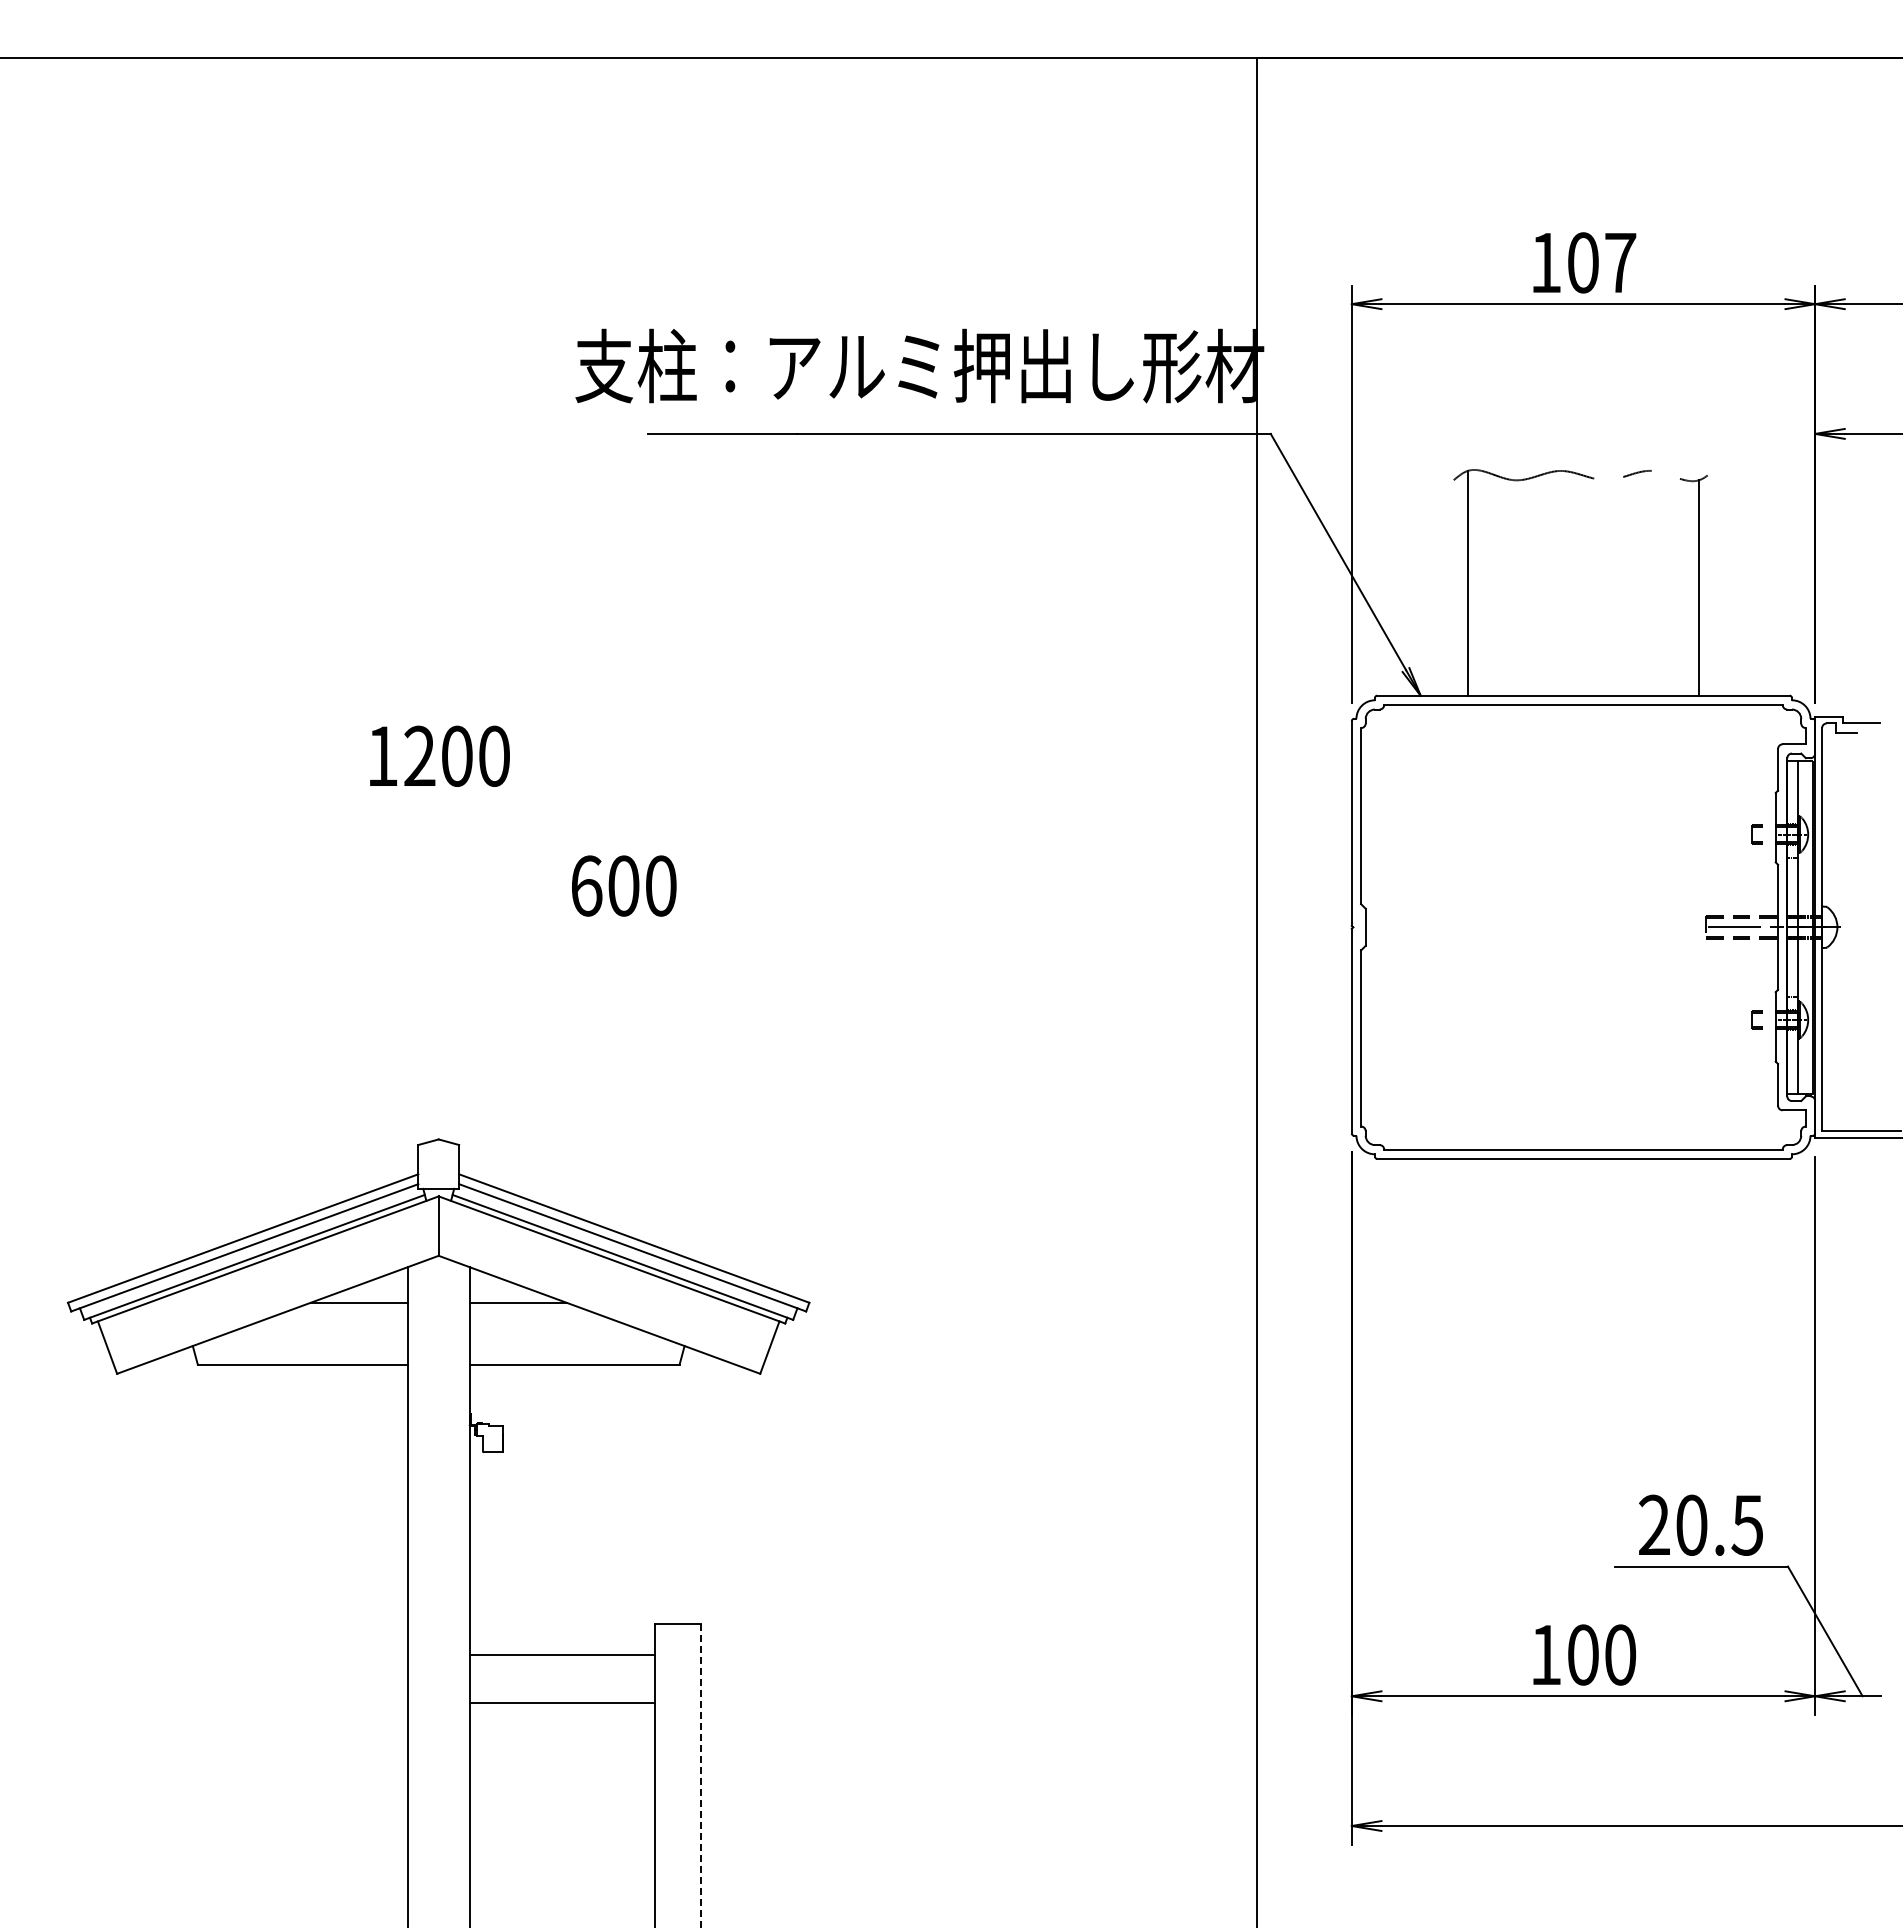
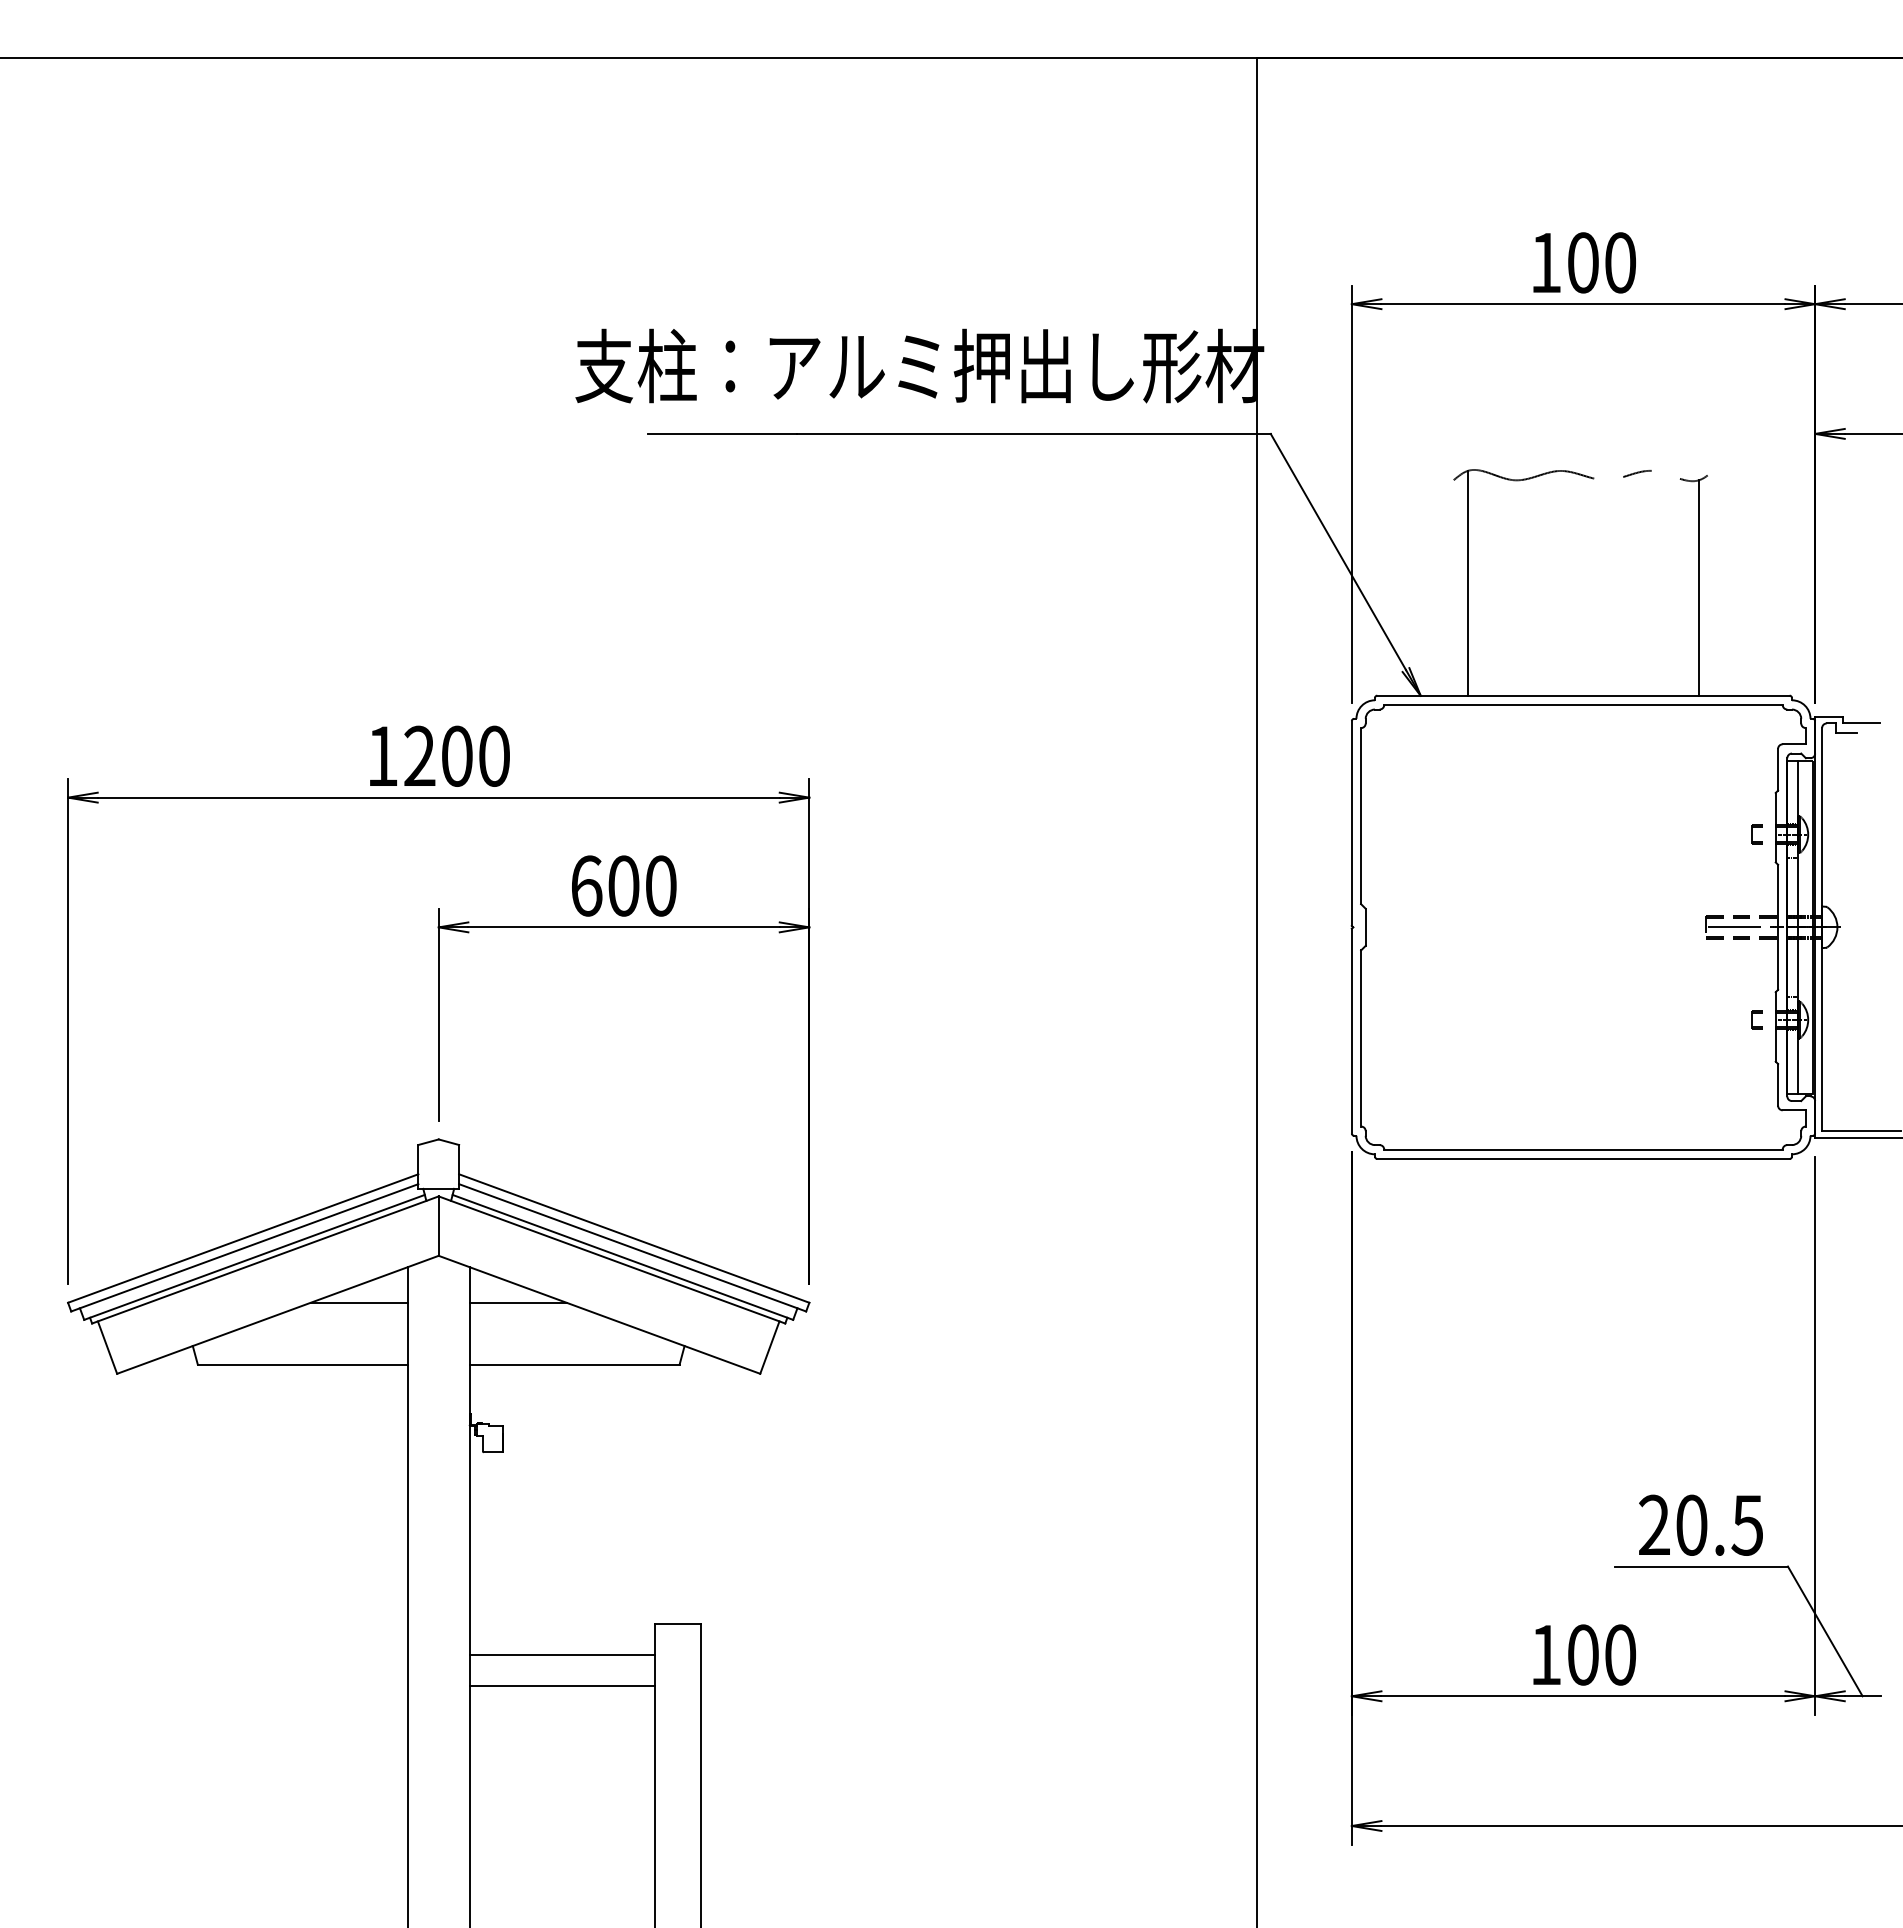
text: 107 -> 100 (1620, 262)
part: none -> present (438, 1031)
line position: (561, 1702) -> (561, 1685) (561, 1685)
line: dashed -> solid (701, 1775)
